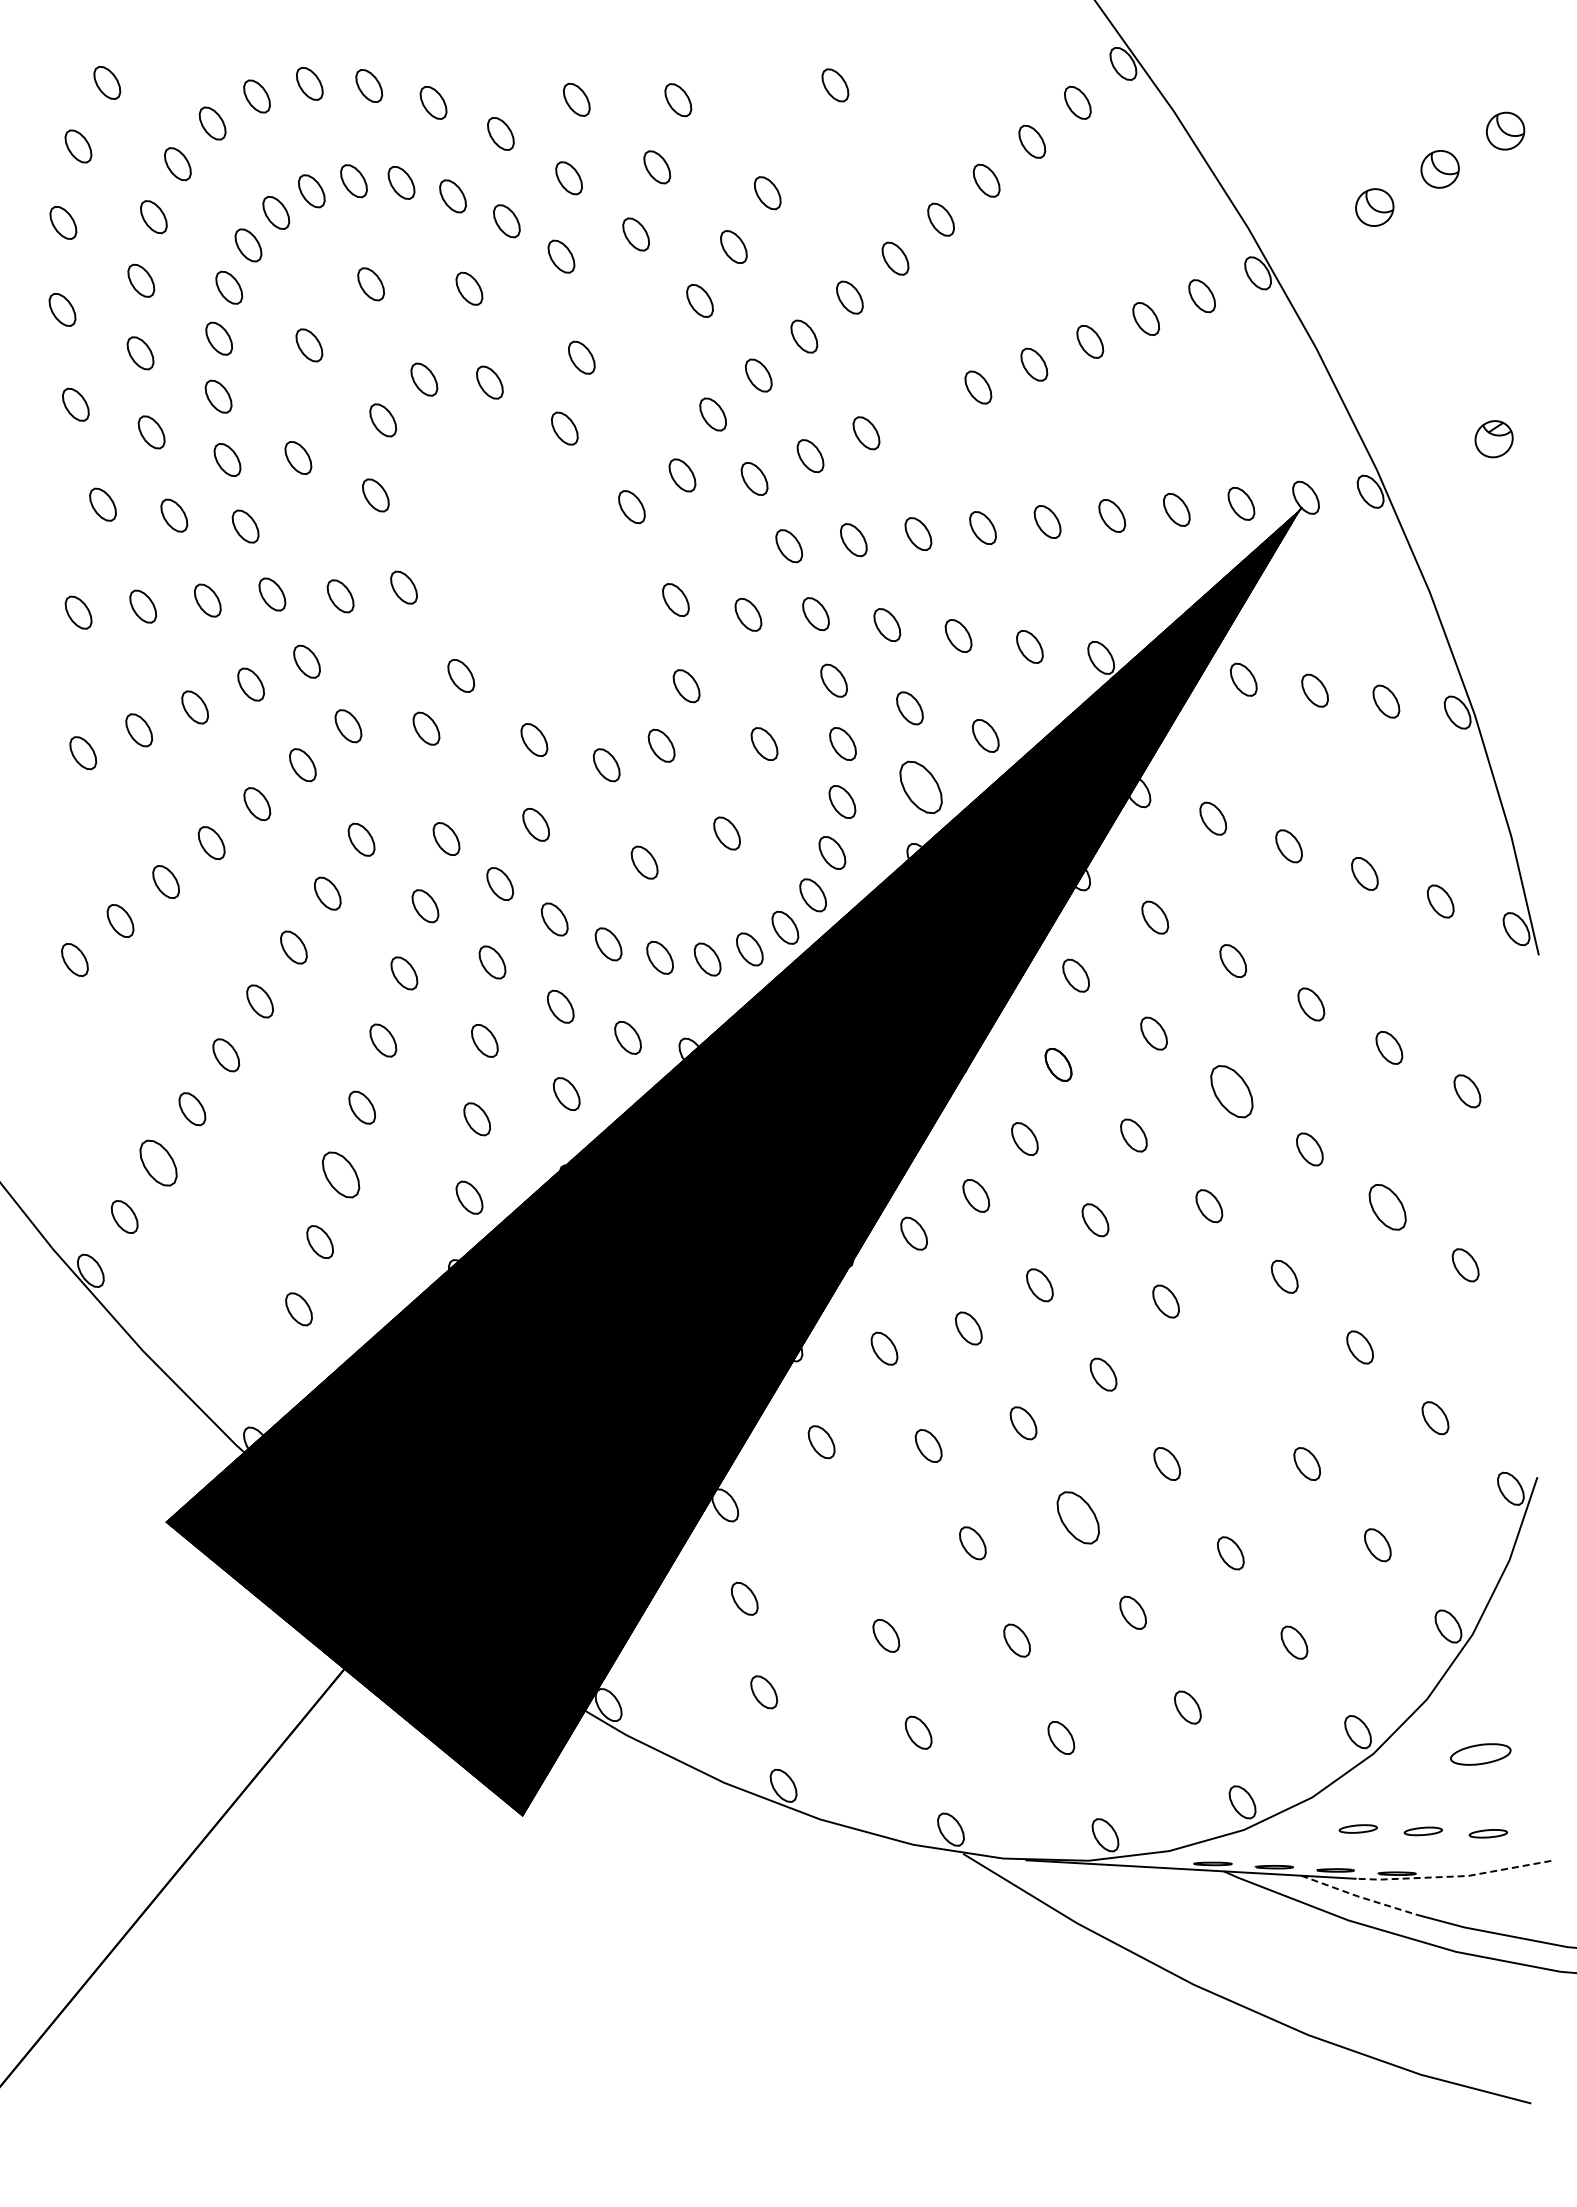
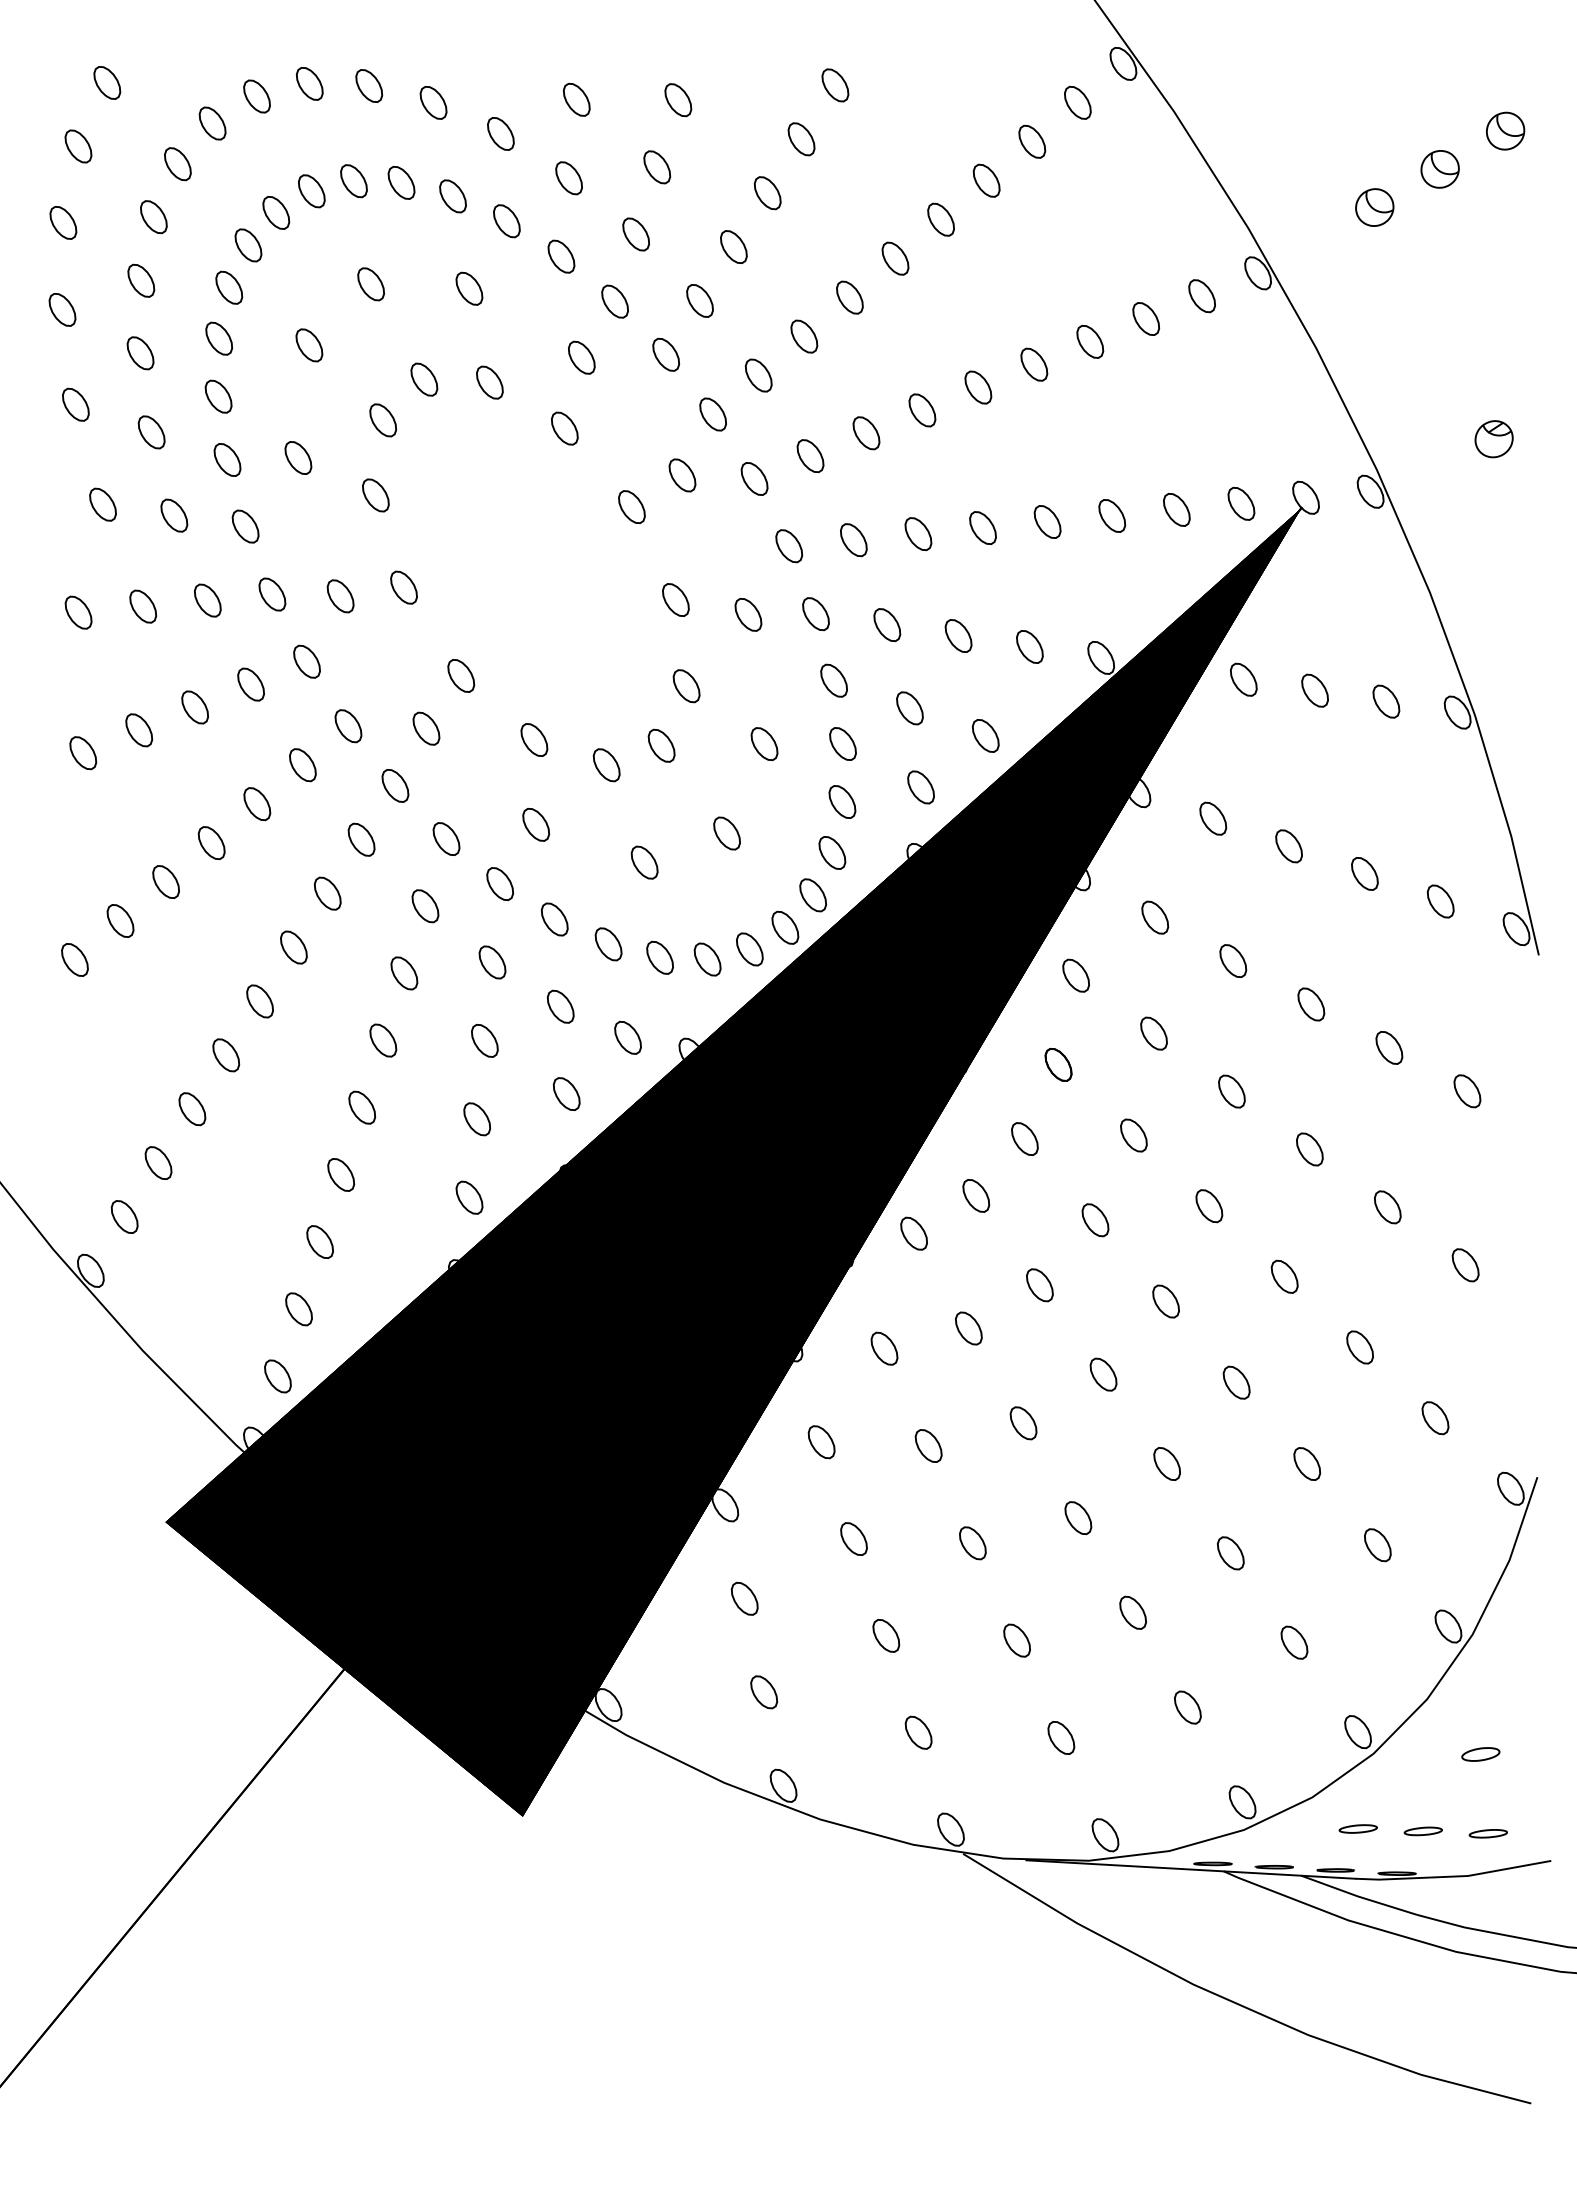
part: none -> present (801, 139)
part: none -> present (614, 301)
part: none -> present (666, 354)
part: none -> present (922, 410)
part: none -> present (395, 785)
part size: 44x54 px -> 28x35 px (920, 787)
part size: 44x54 px -> 28x35 px (1231, 1091)
part size: 39x48 px -> 29x34 px (158, 1162)
part size: 40x48 px -> 29x34 px (341, 1174)
part size: 39x47 px -> 28x35 px (1387, 1207)
part: none -> present (277, 1376)
part: none -> present (1236, 1382)
part size: 44x54 px -> 29x35 px (1078, 1518)
part: none -> present (853, 1538)
part size: 62x23 px -> 40x15 px (1480, 1754)
line: dashed -> solid (1454, 1876)
line: dashed -> solid (1358, 1896)
